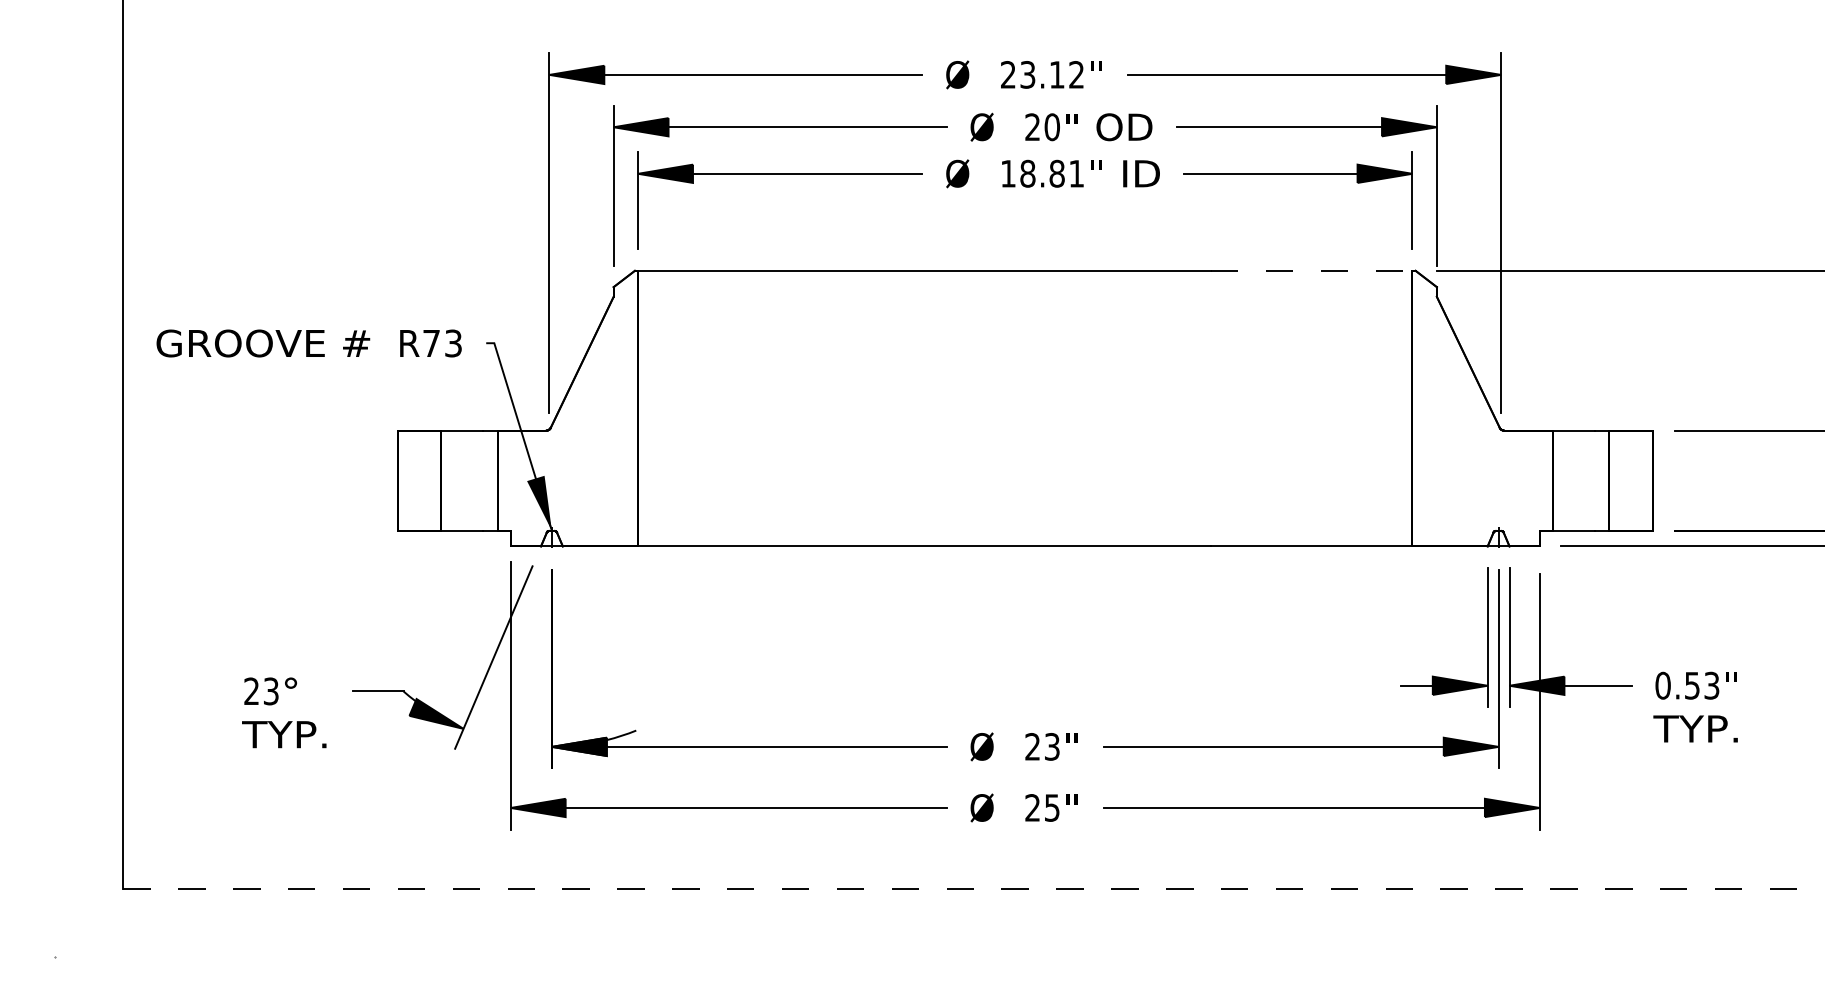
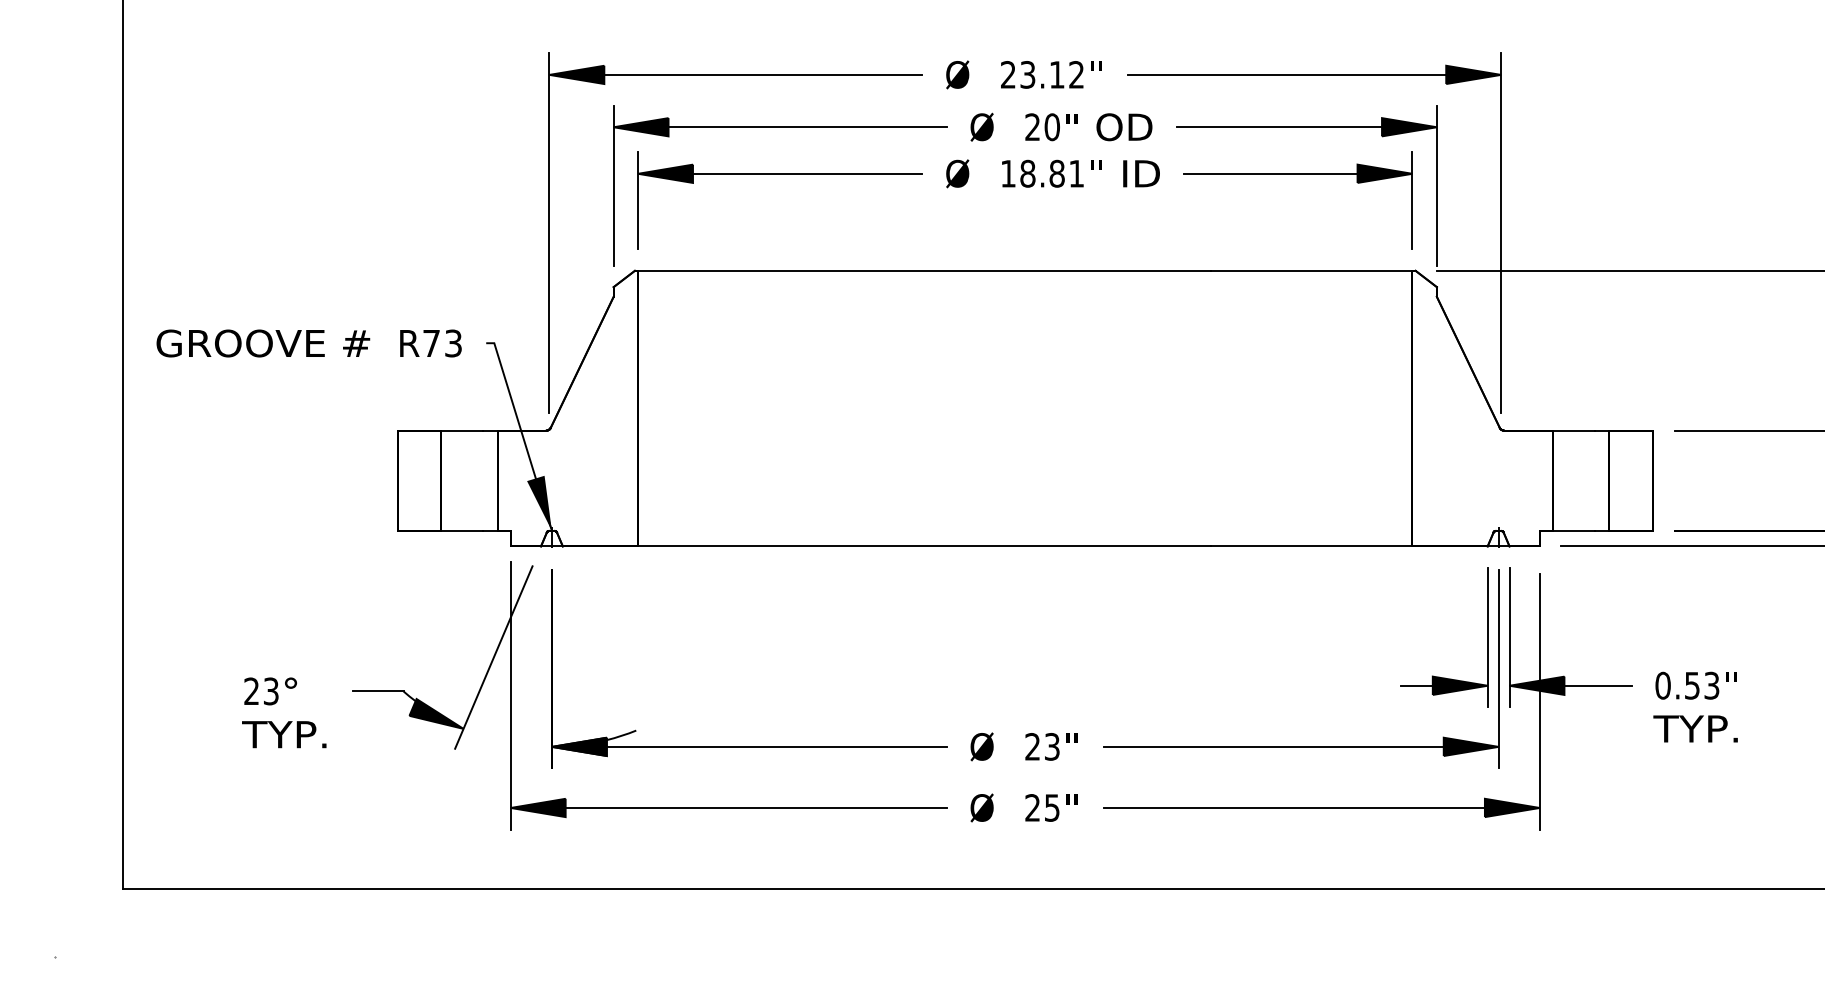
line: dashed -> solid (1311, 270)
line: dashed -> solid (974, 888)
